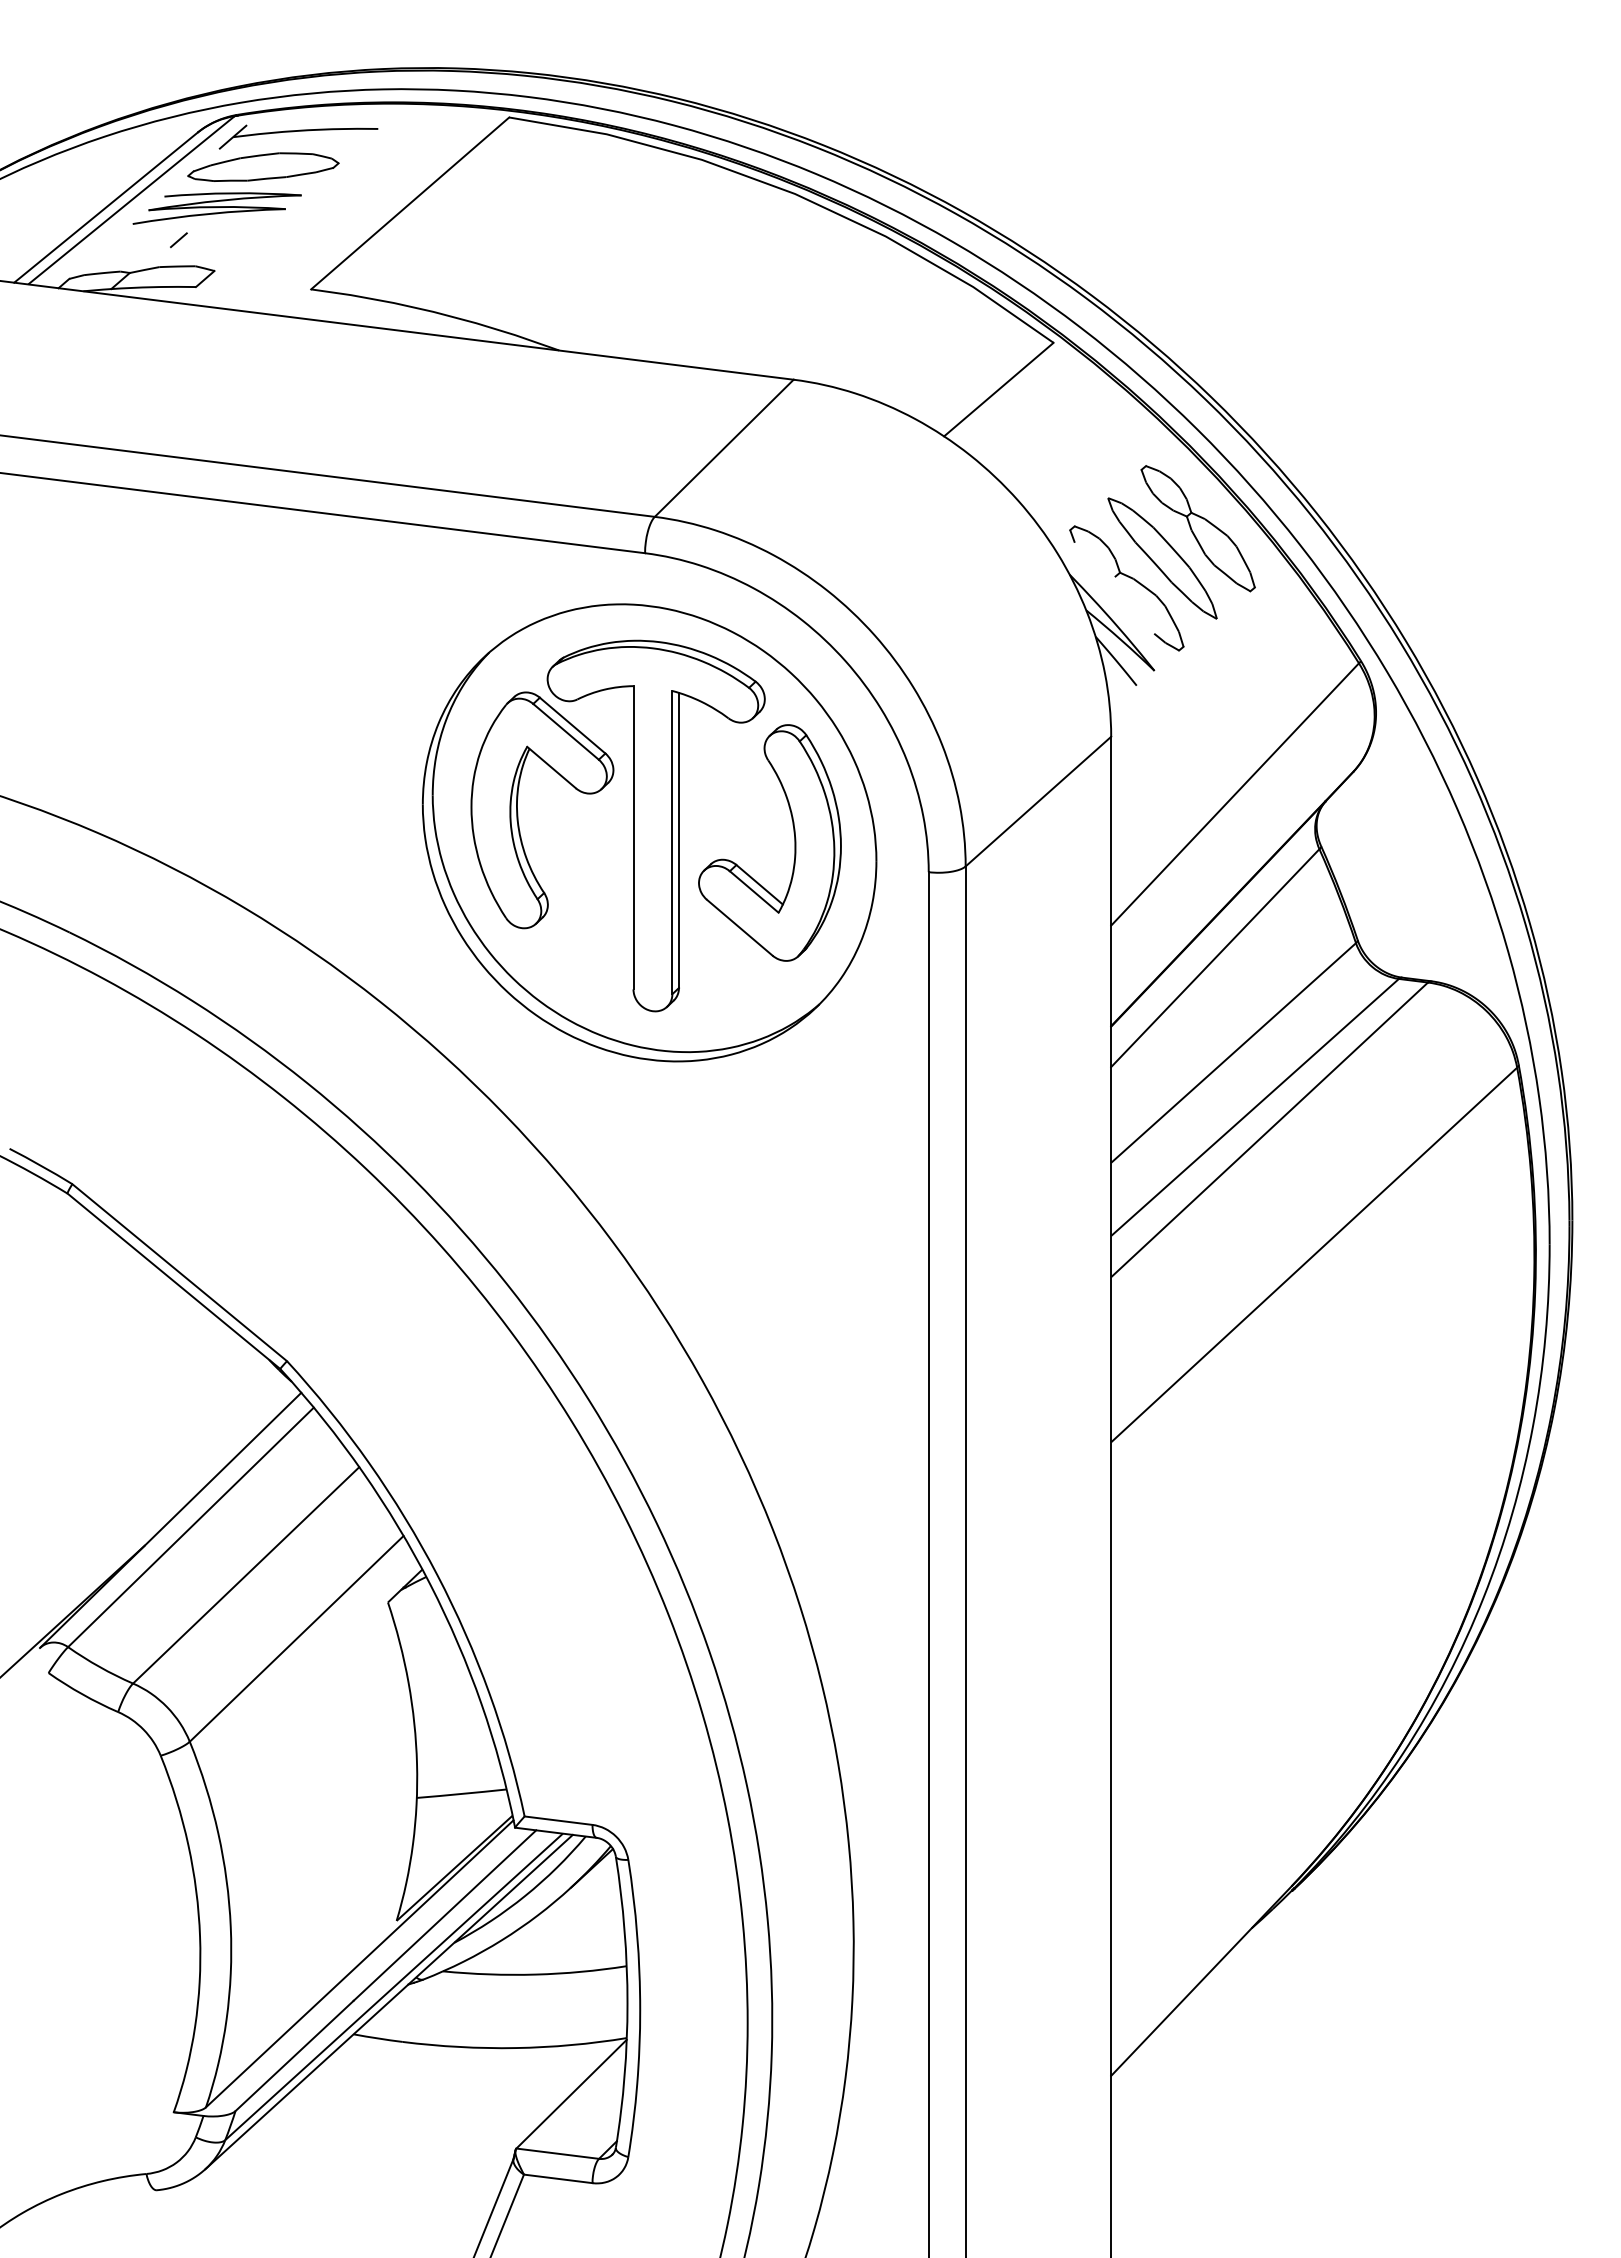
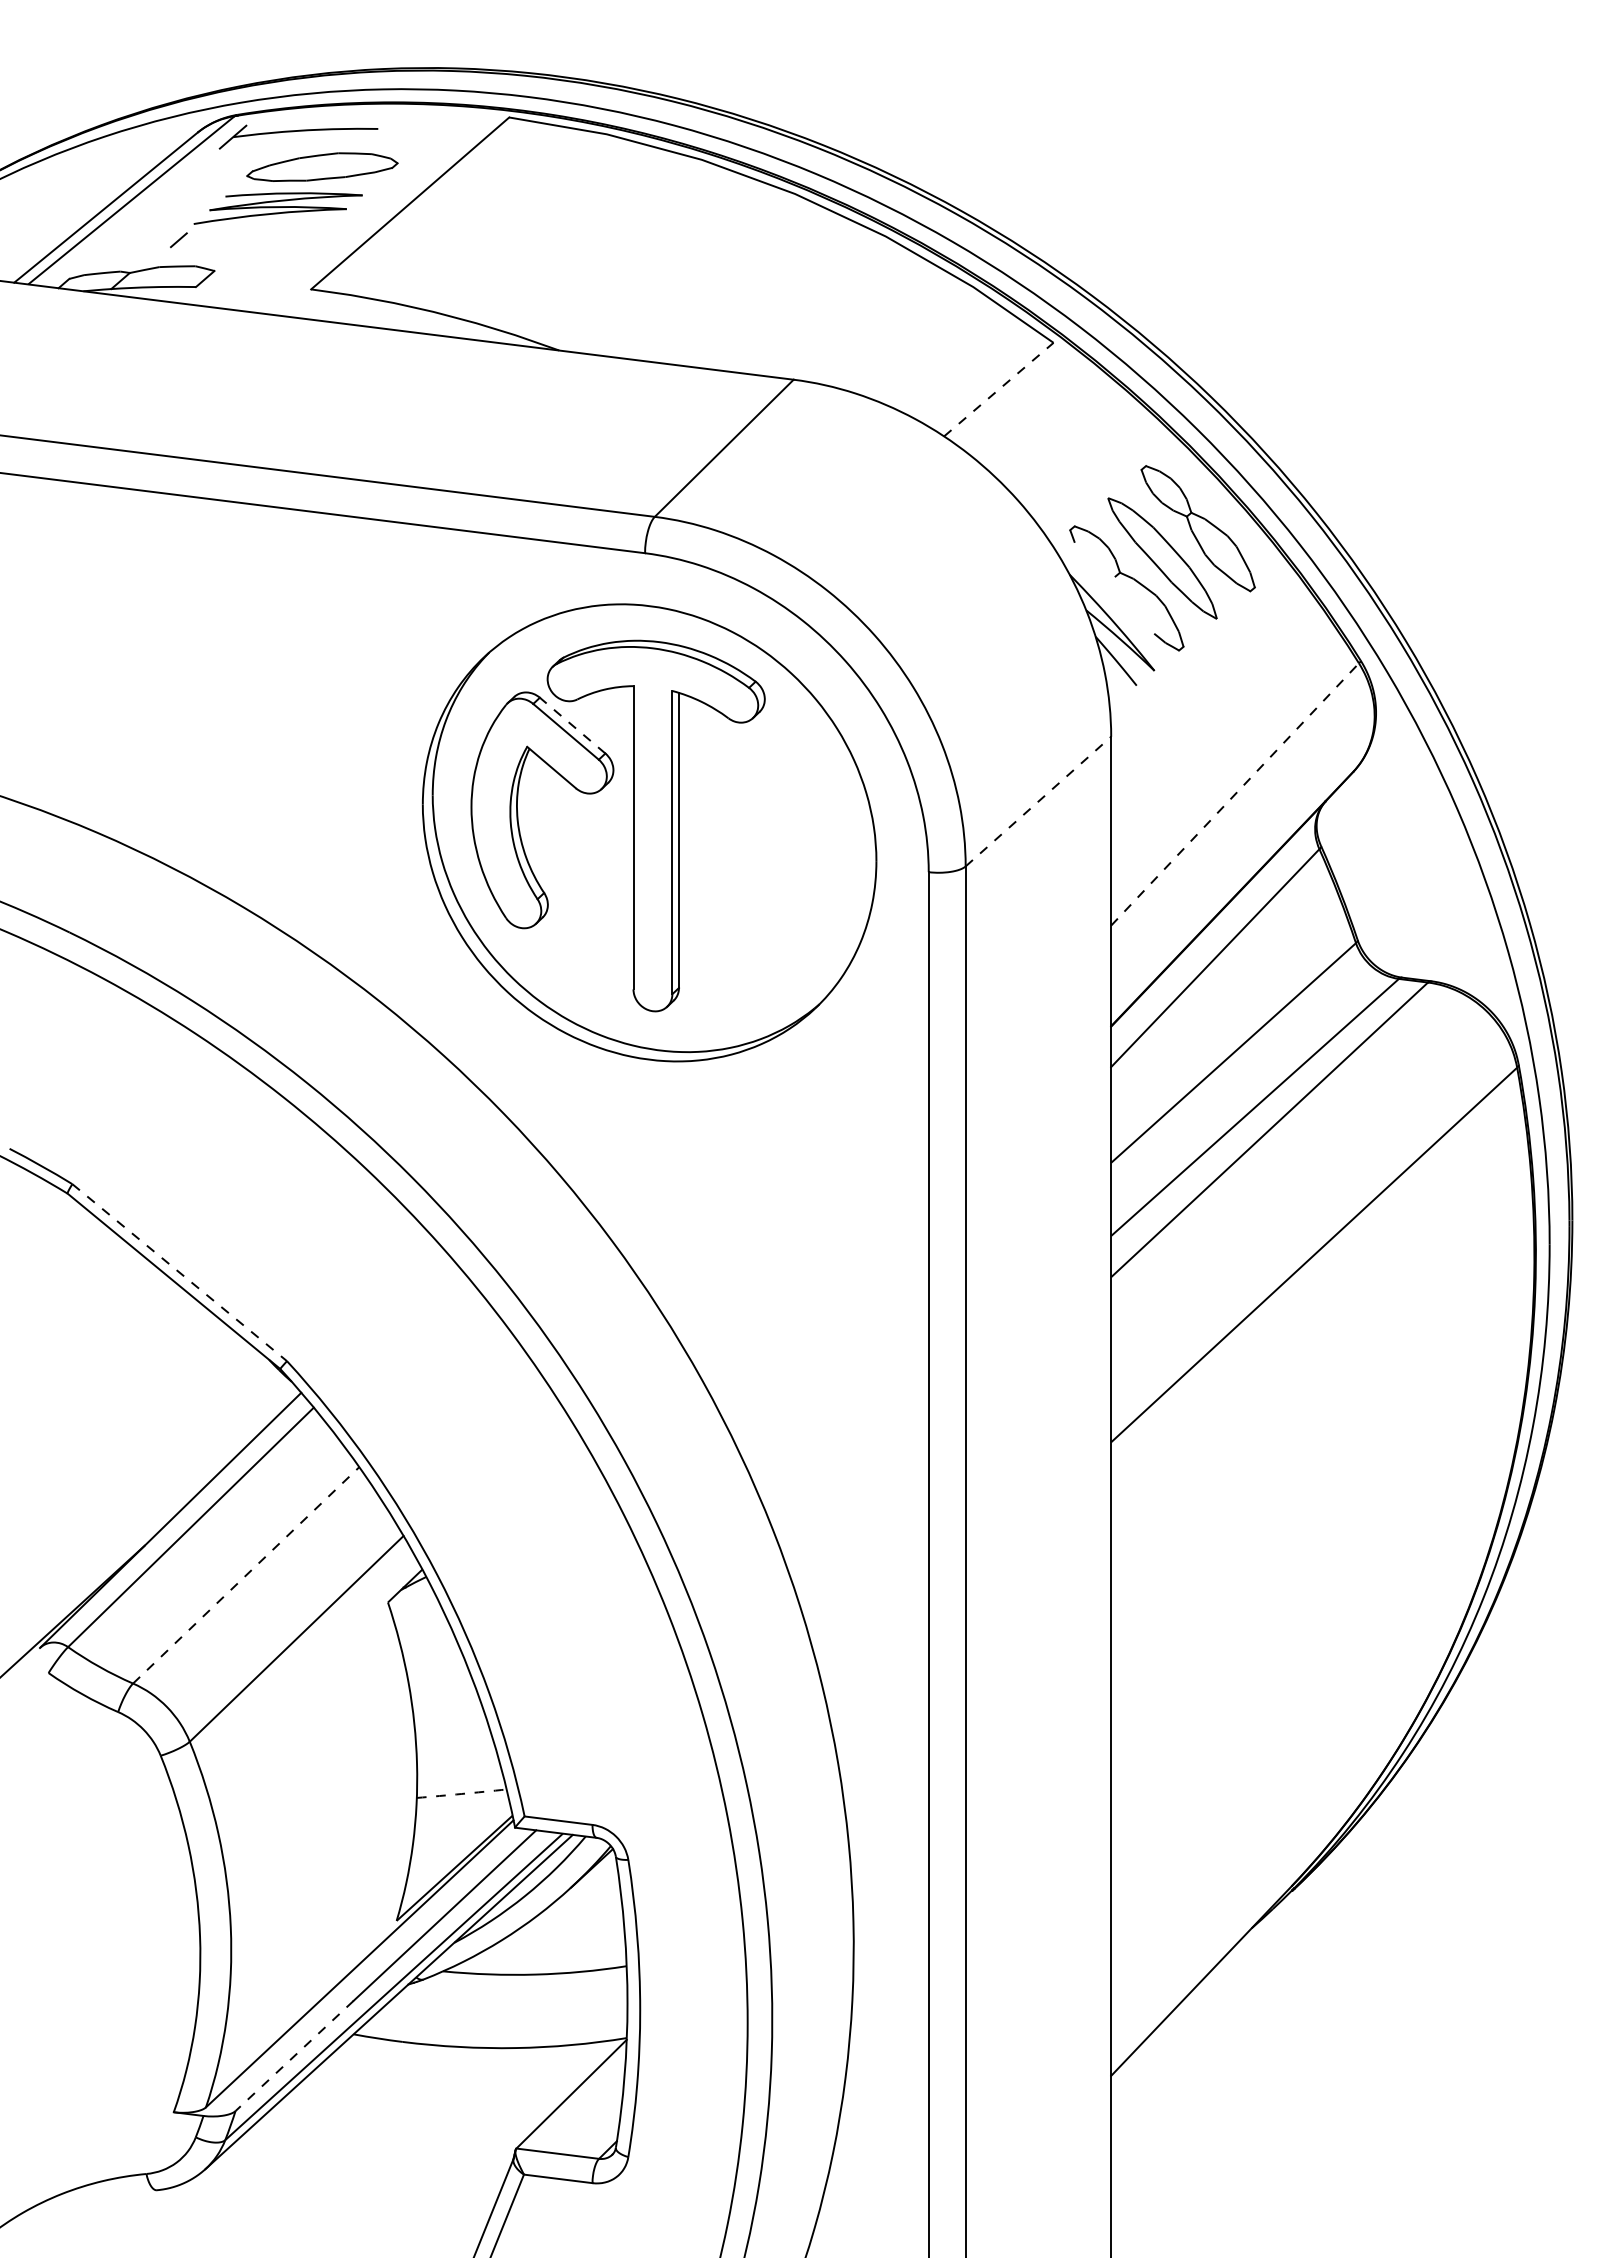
part position: (263, 166) -> (322, 166) (322, 166)
part position: (216, 208) -> (277, 208) (277, 208)
line: solid -> dashed (998, 389)
line: solid -> dashed (572, 725)
line: solid -> dashed (1235, 794)
line: solid -> dashed (1038, 801)
part: present -> none (794, 842)
line: solid -> dashed (180, 1272)
line: solid -> dashed (246, 1575)
arc: solid -> dashed (461, 1793)
line: solid -> dashed (294, 2055)
